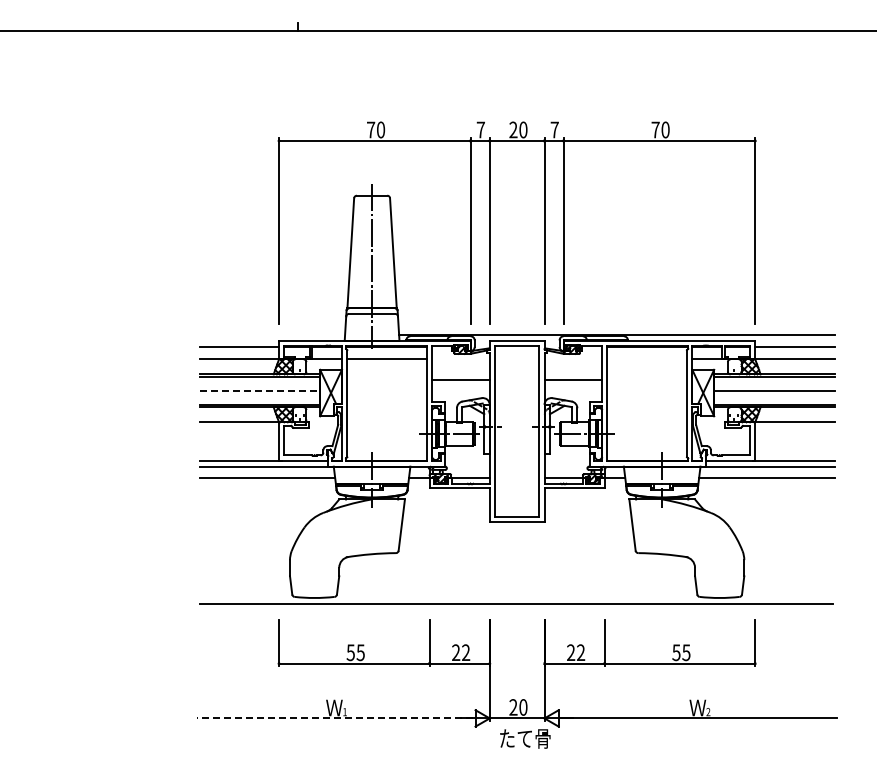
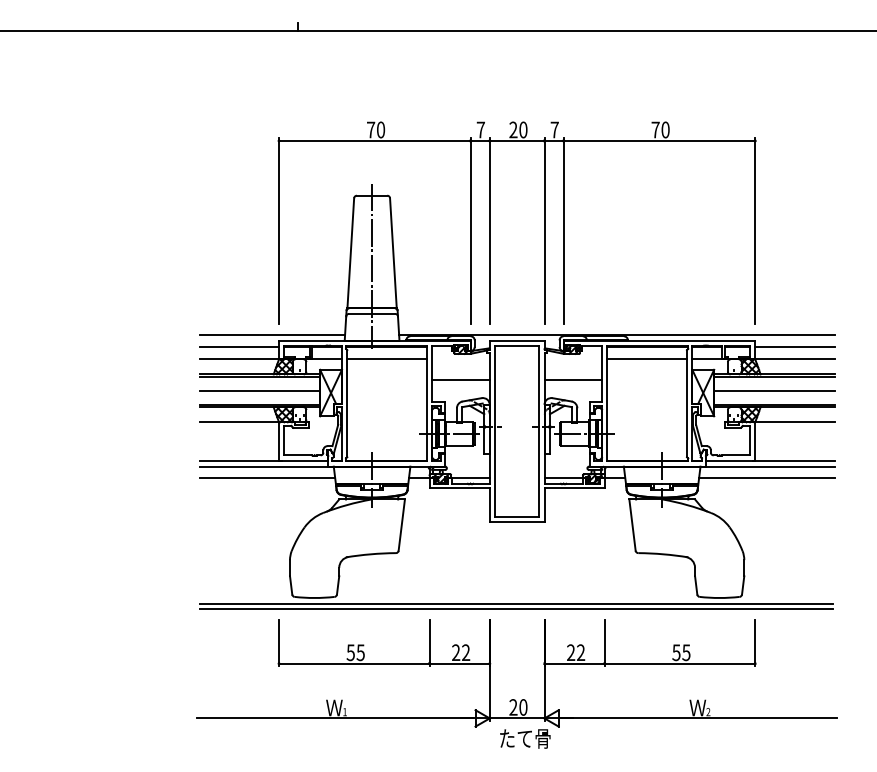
line: none -> present (272, 335)
line: none -> present (647, 359)
line: dashed -> solid (260, 390)
line: none -> present (515, 608)
line: dashed -> solid (334, 718)
